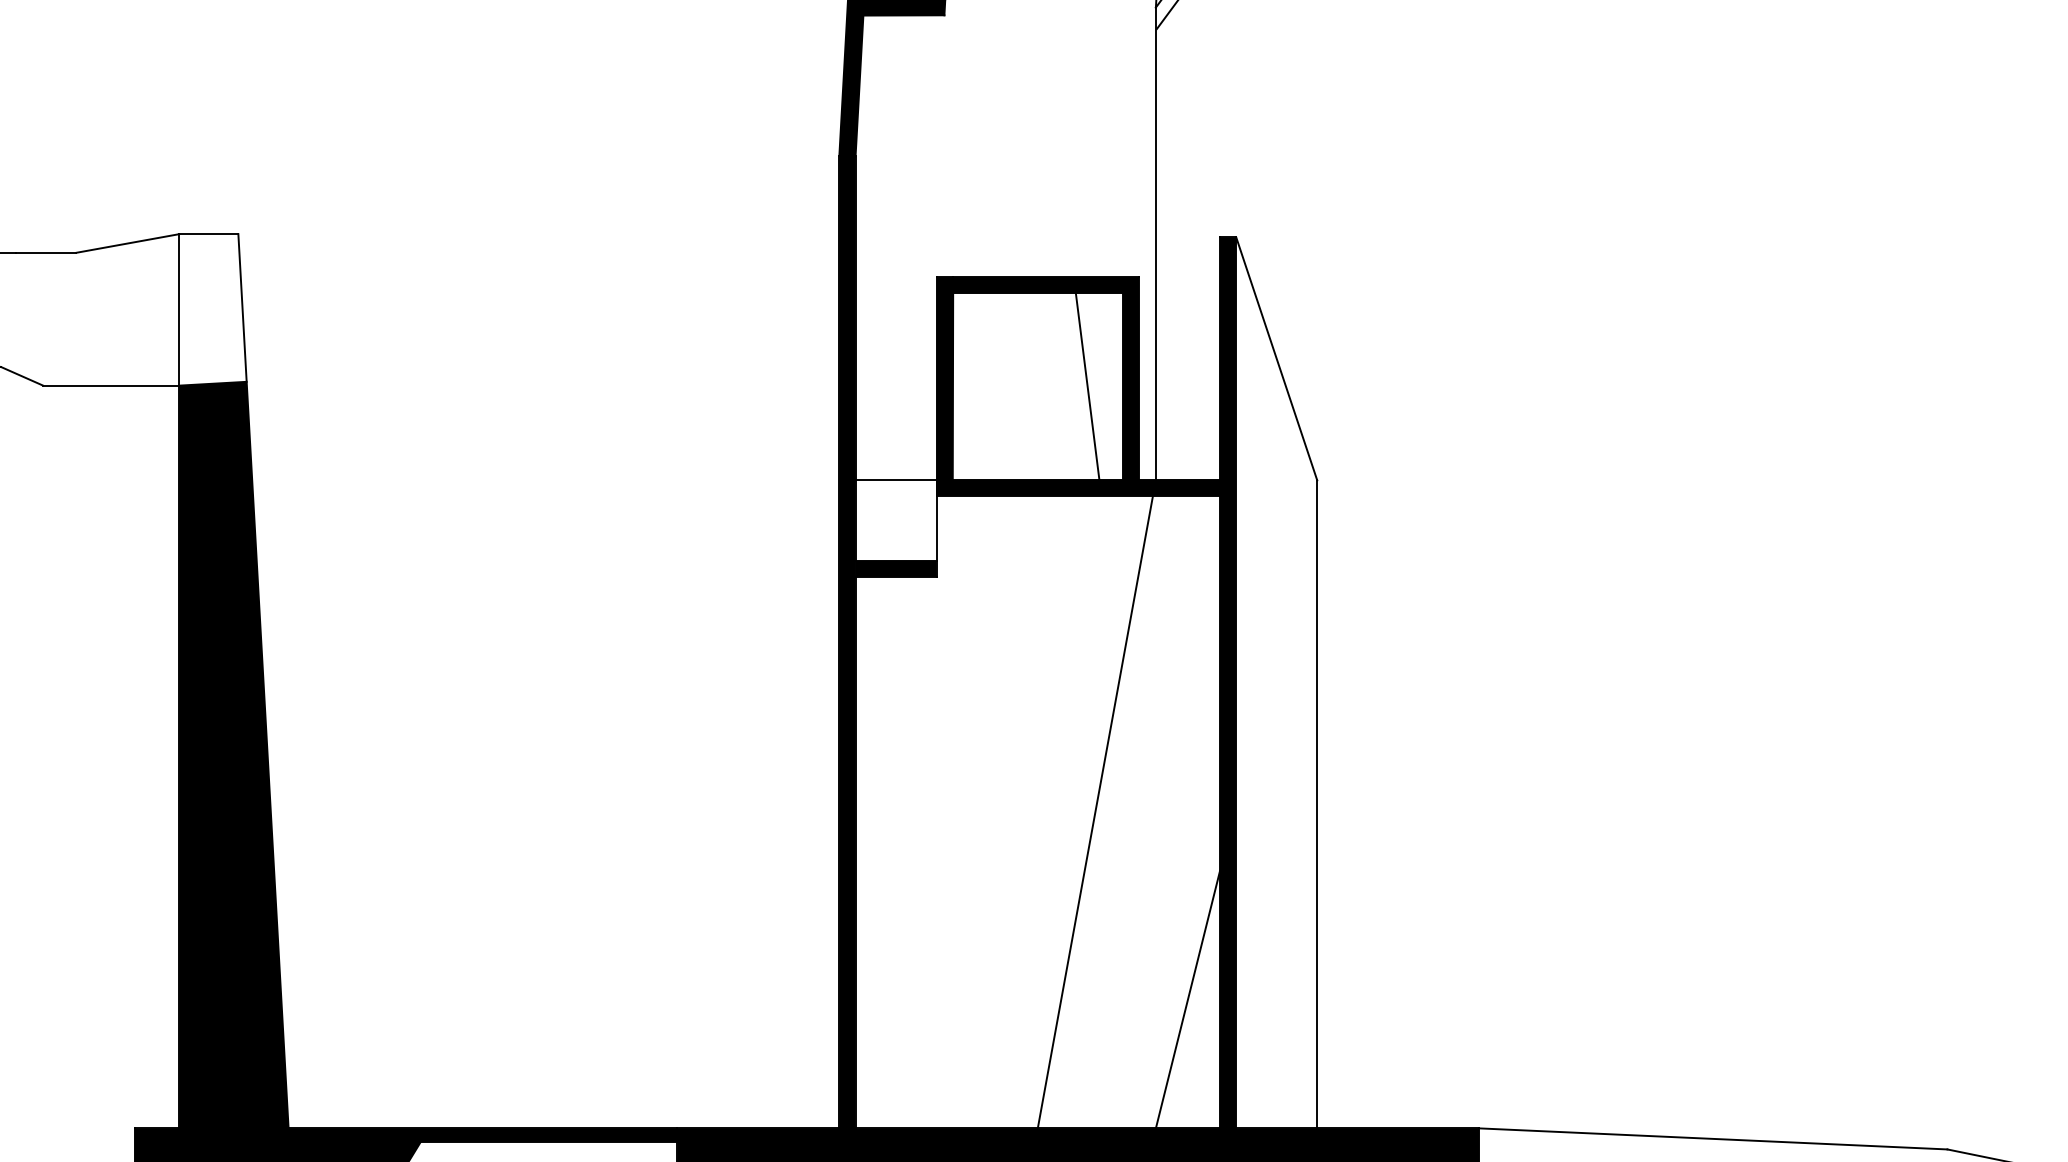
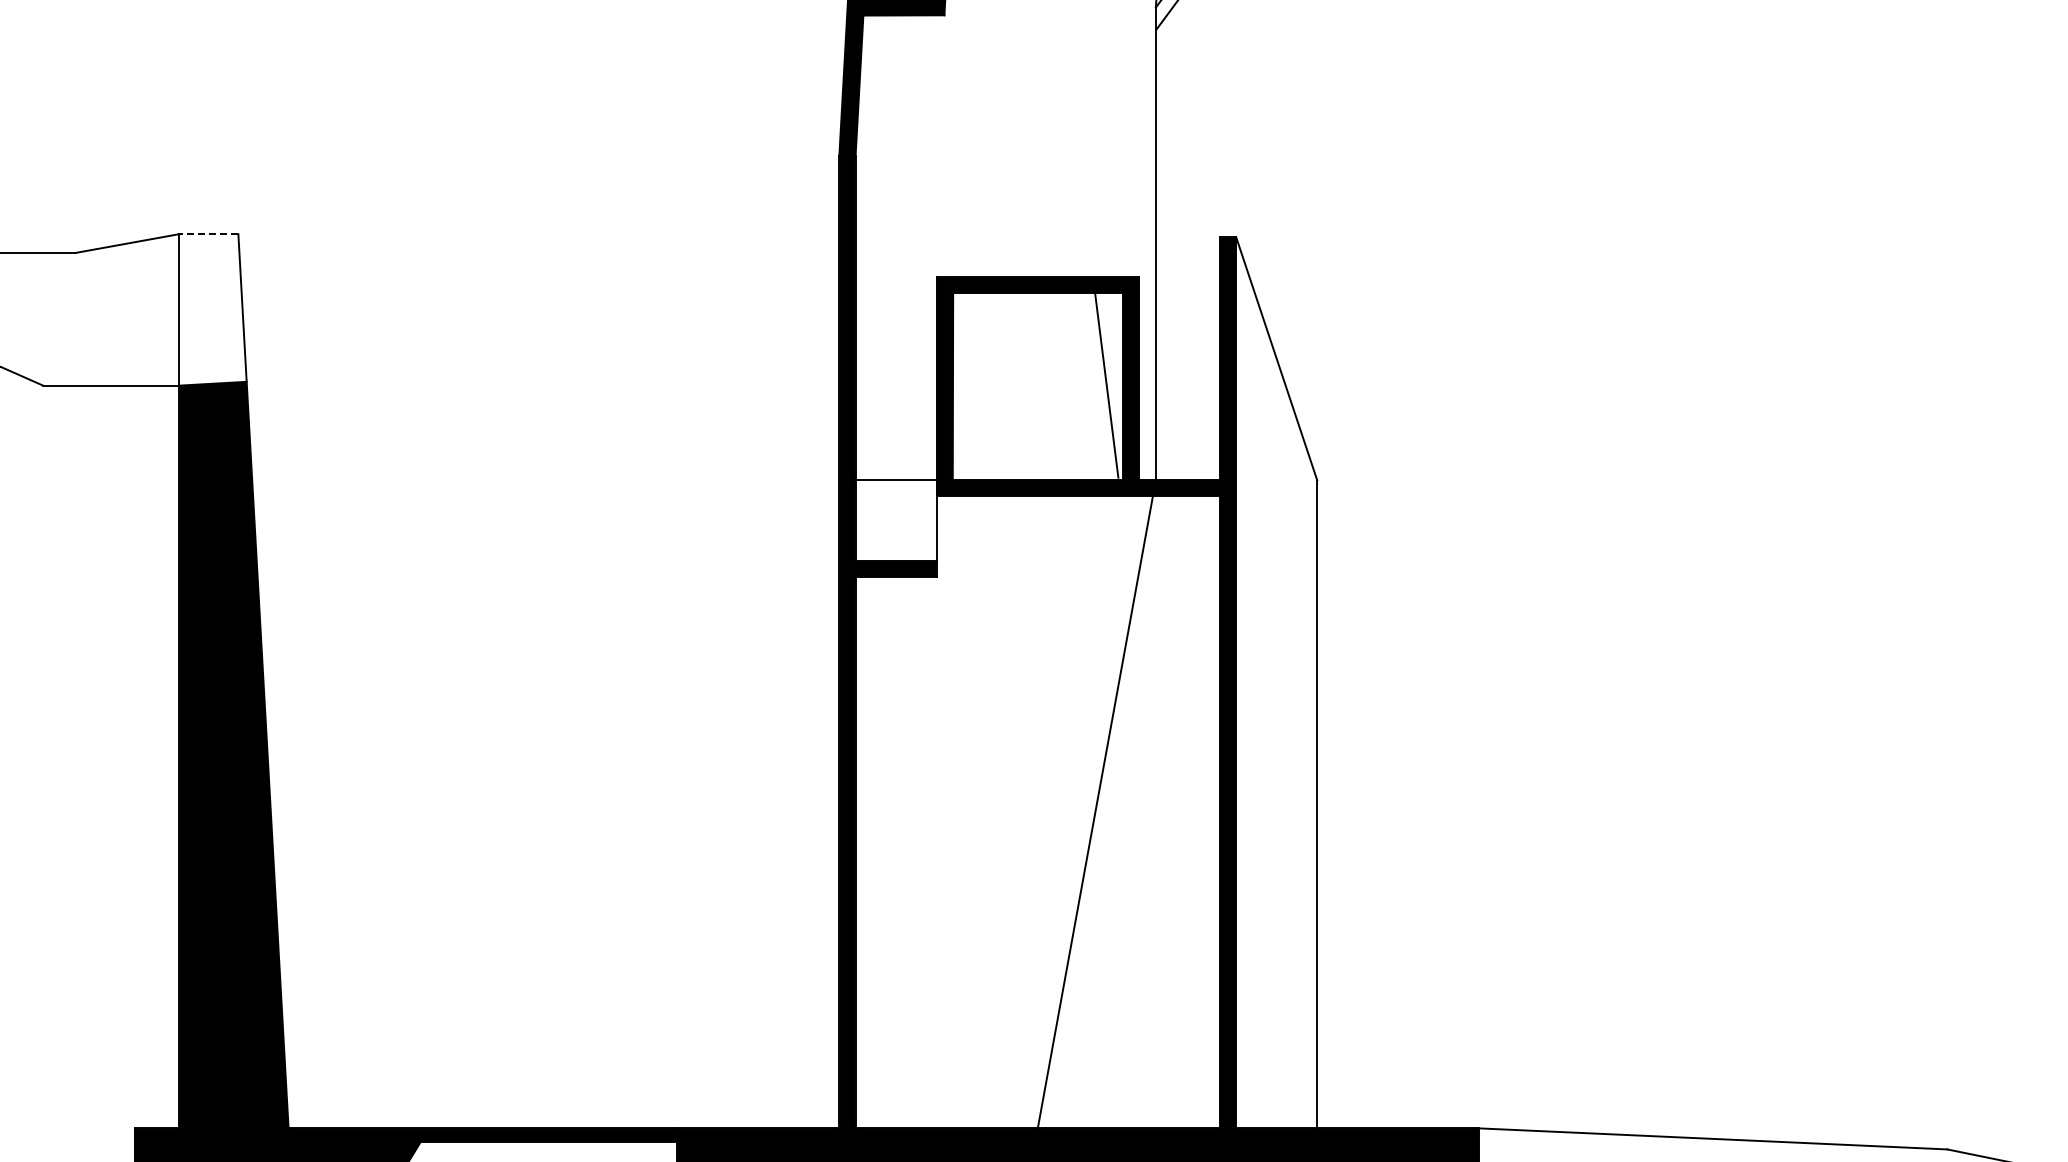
line: solid -> dashed (208, 234)
line position: (1087, 386) -> (1106, 384) (1106, 384)
line: present -> none (1187, 999)
